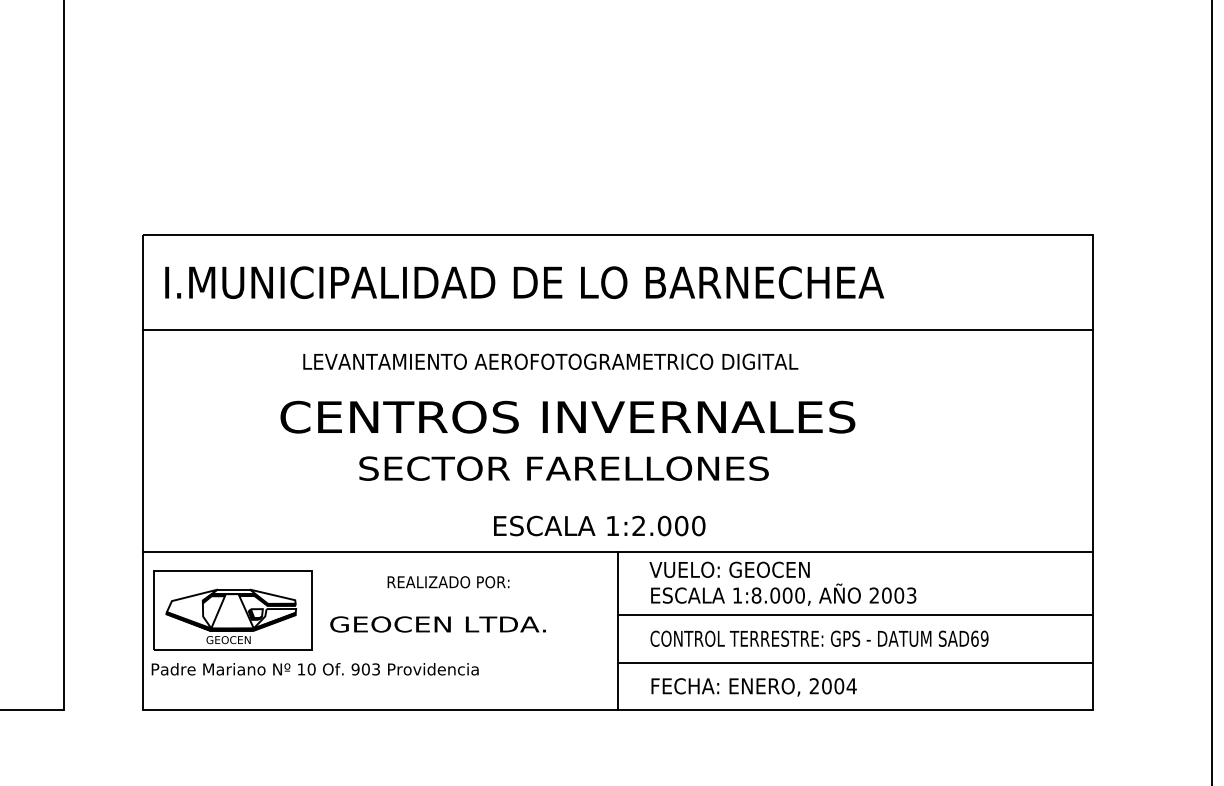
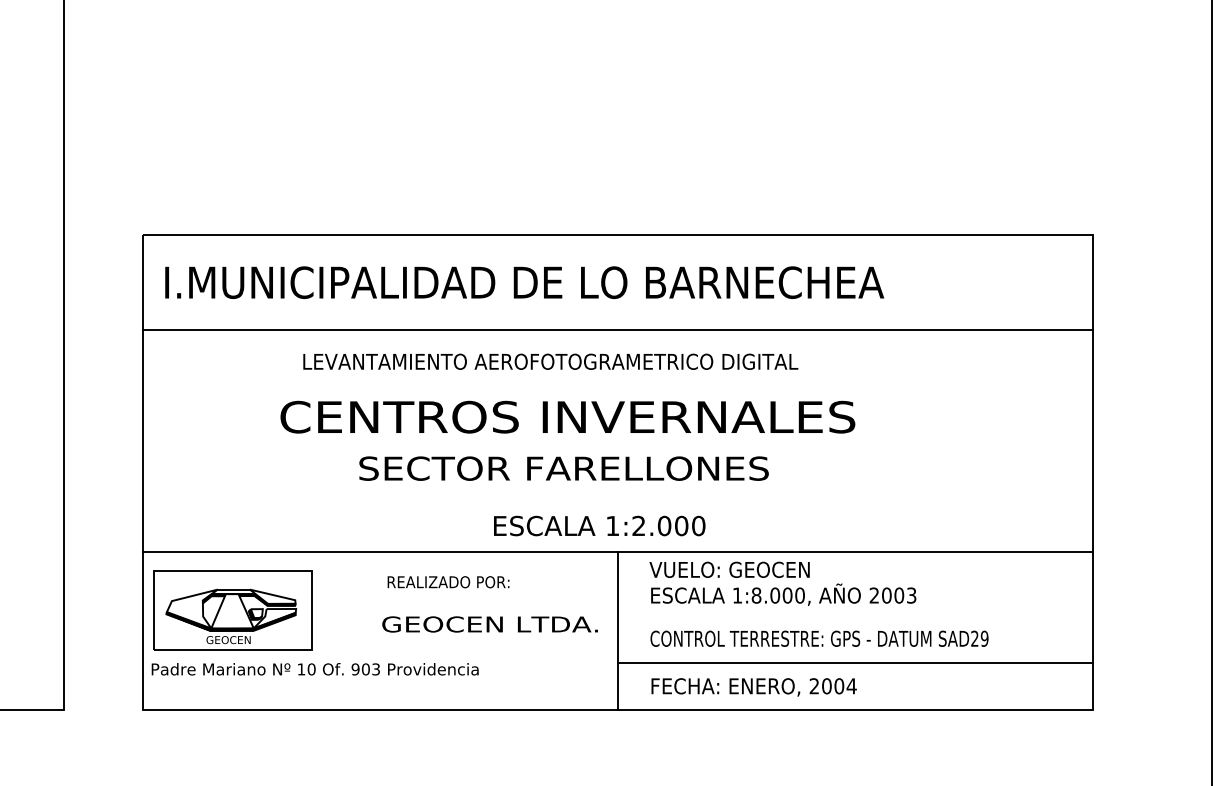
line: present -> none (854, 615)
text position: (437, 624) -> (489, 624) (489, 624)
text: SAD69 -> SAD29 (974, 638)
